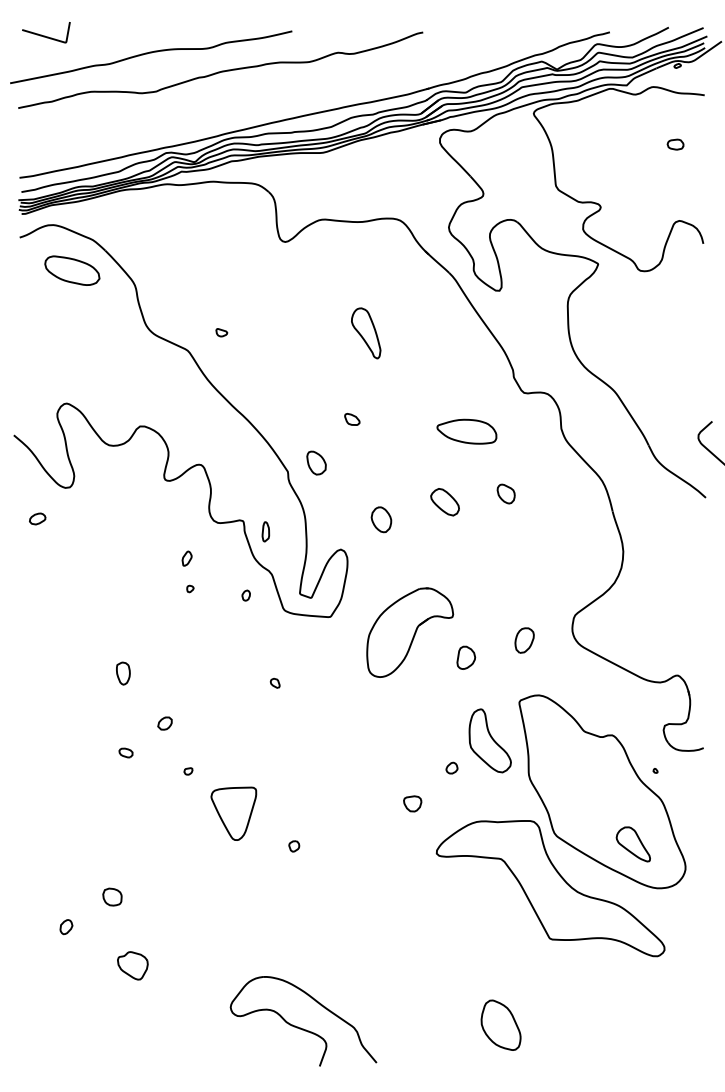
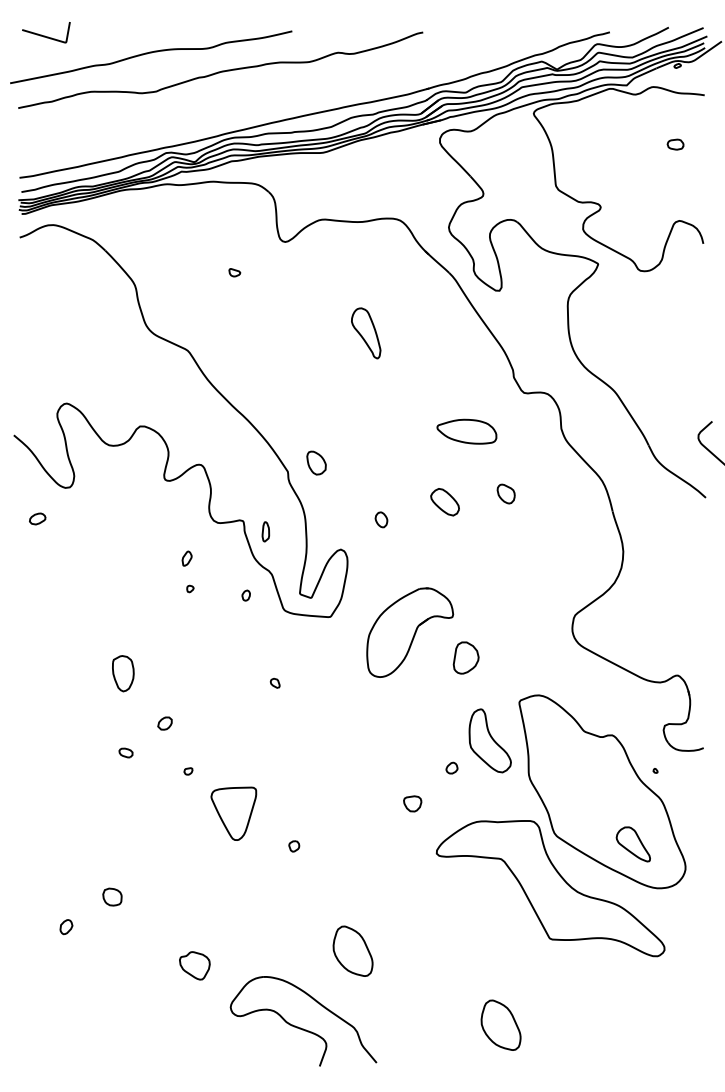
part: present -> none (72, 270)
part position: (221, 332) -> (234, 272) (234, 272)
part: present -> none (352, 419)
part size: 23x28 px -> 15x18 px (381, 519)
part: present -> none (524, 640)
part size: 21x25 px -> 28x34 px (465, 657)
part size: 15x25 px -> 23x38 px (123, 673)
part: none -> present (352, 950)
part position: (132, 965) -> (194, 965) (194, 965)
